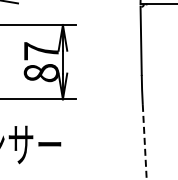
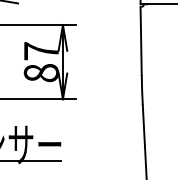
line: dashed -> solid (144, 142)
line: none -> present (31, 161)
